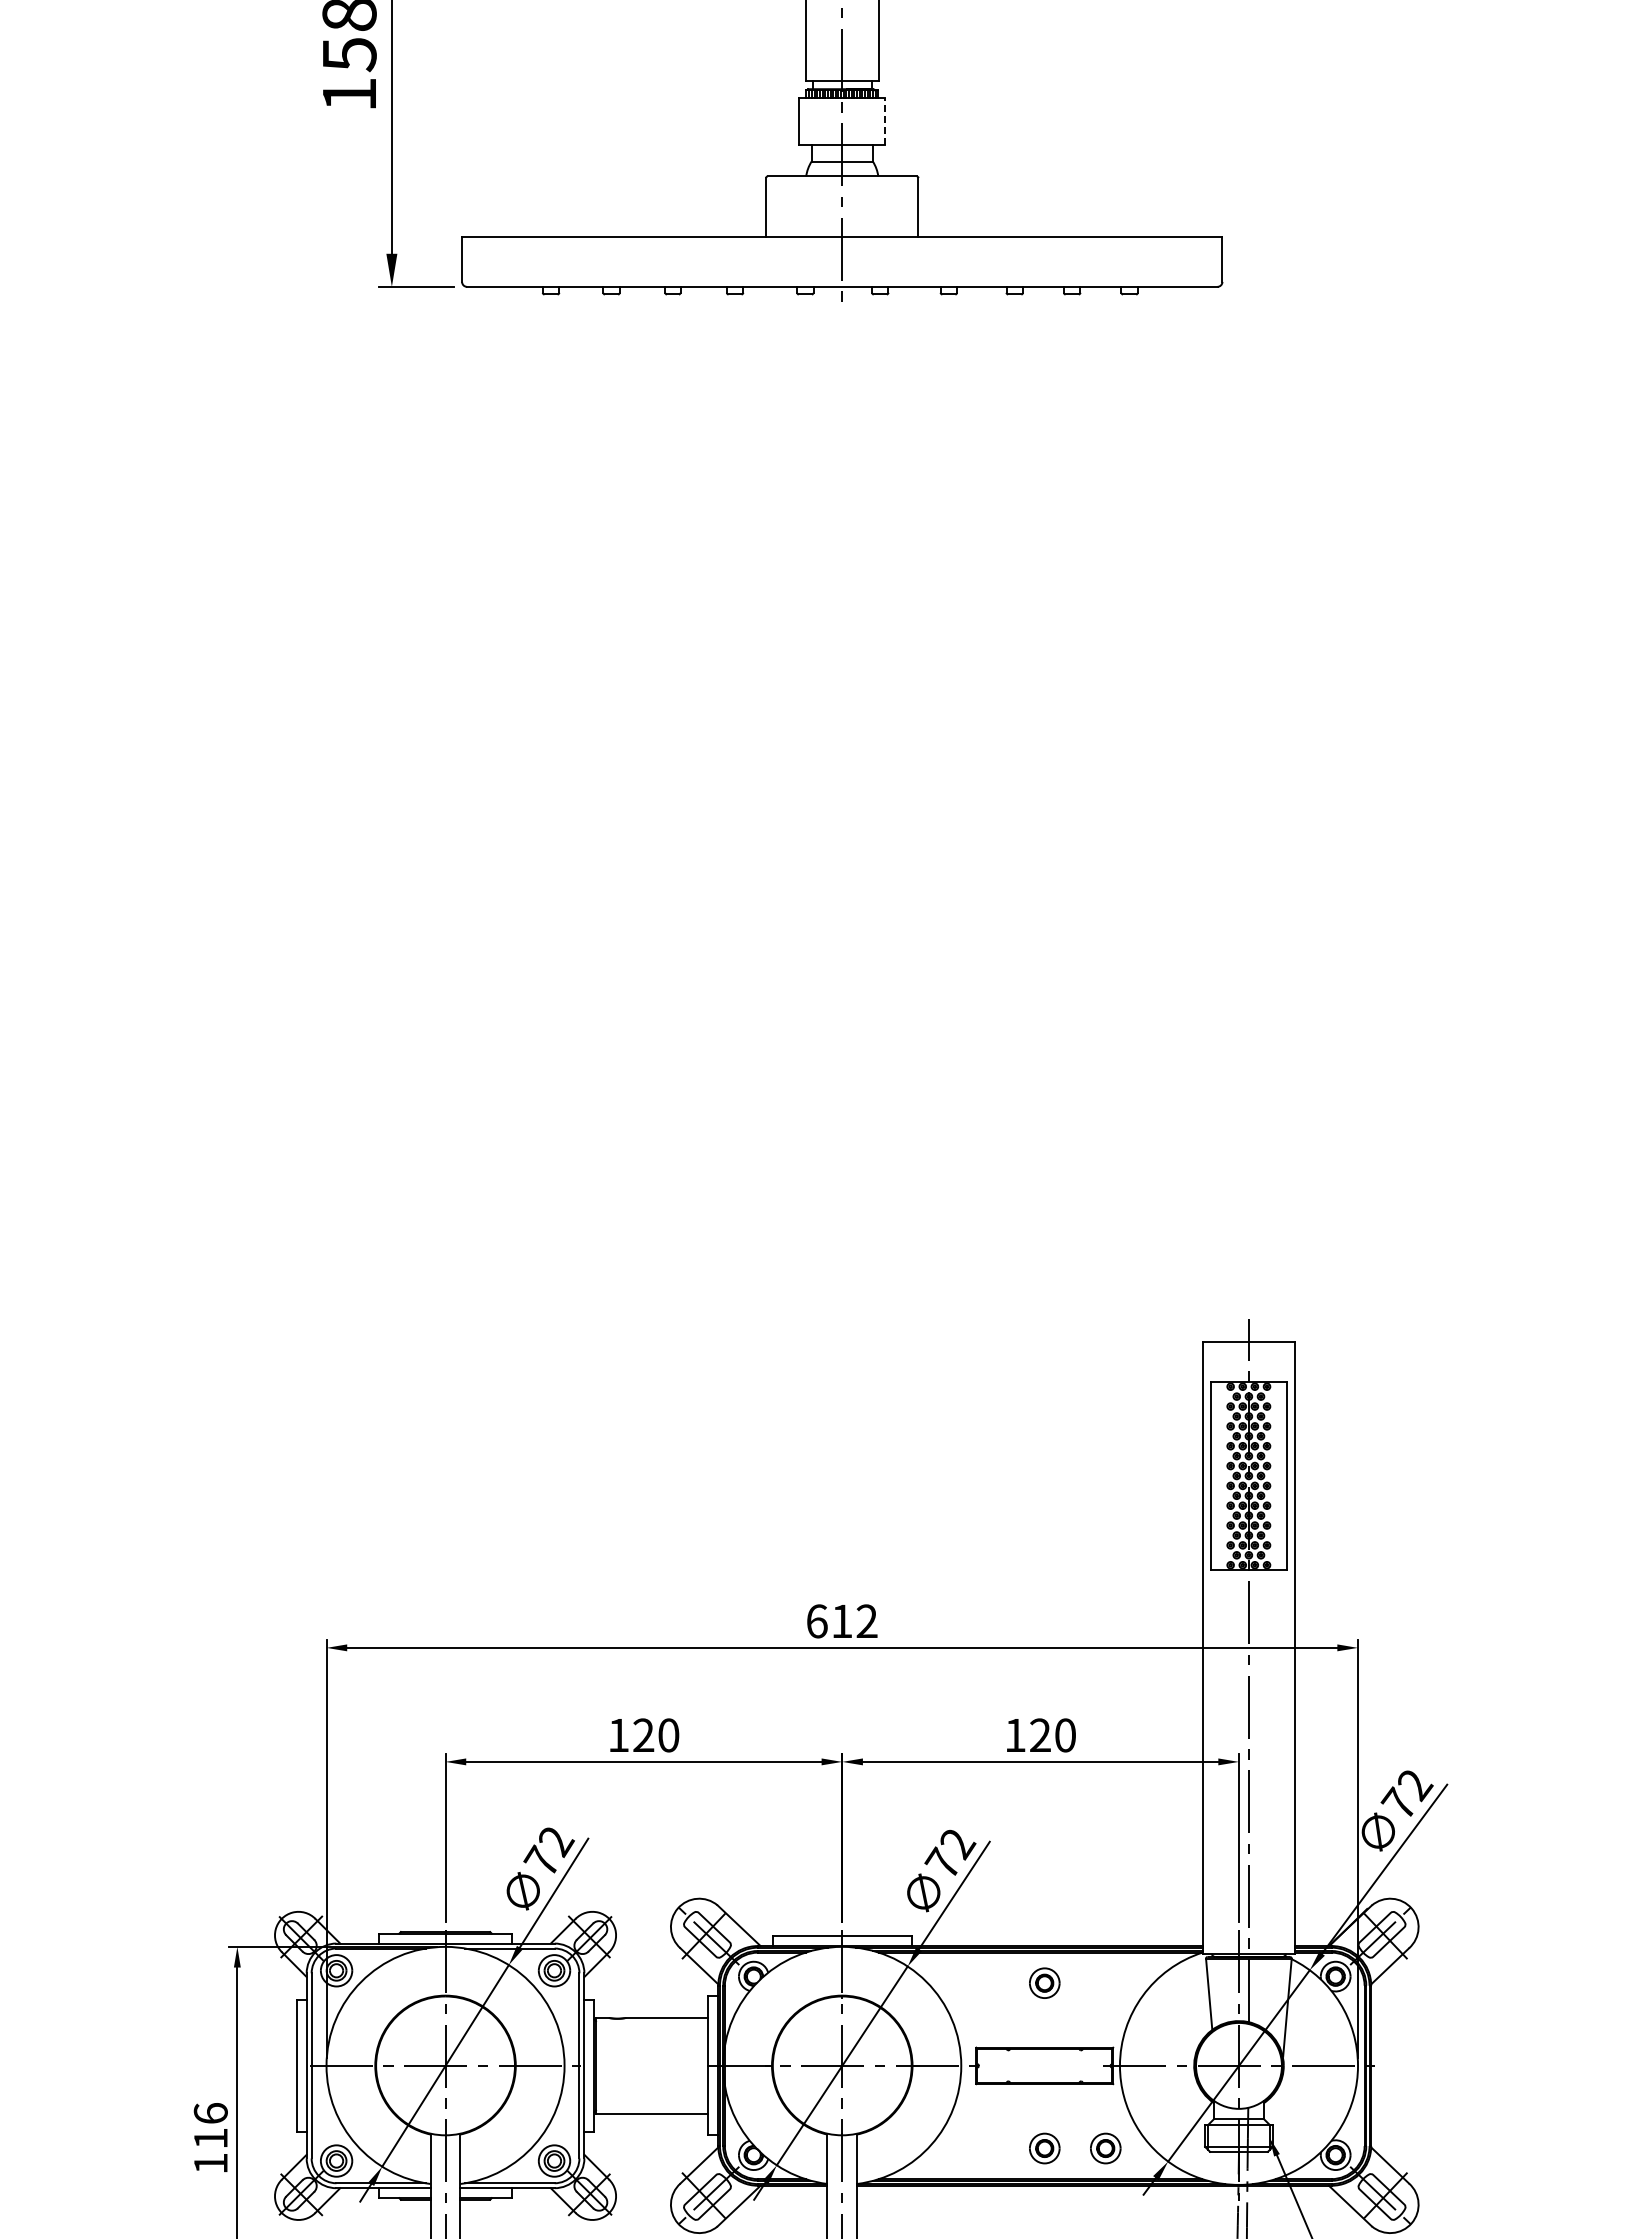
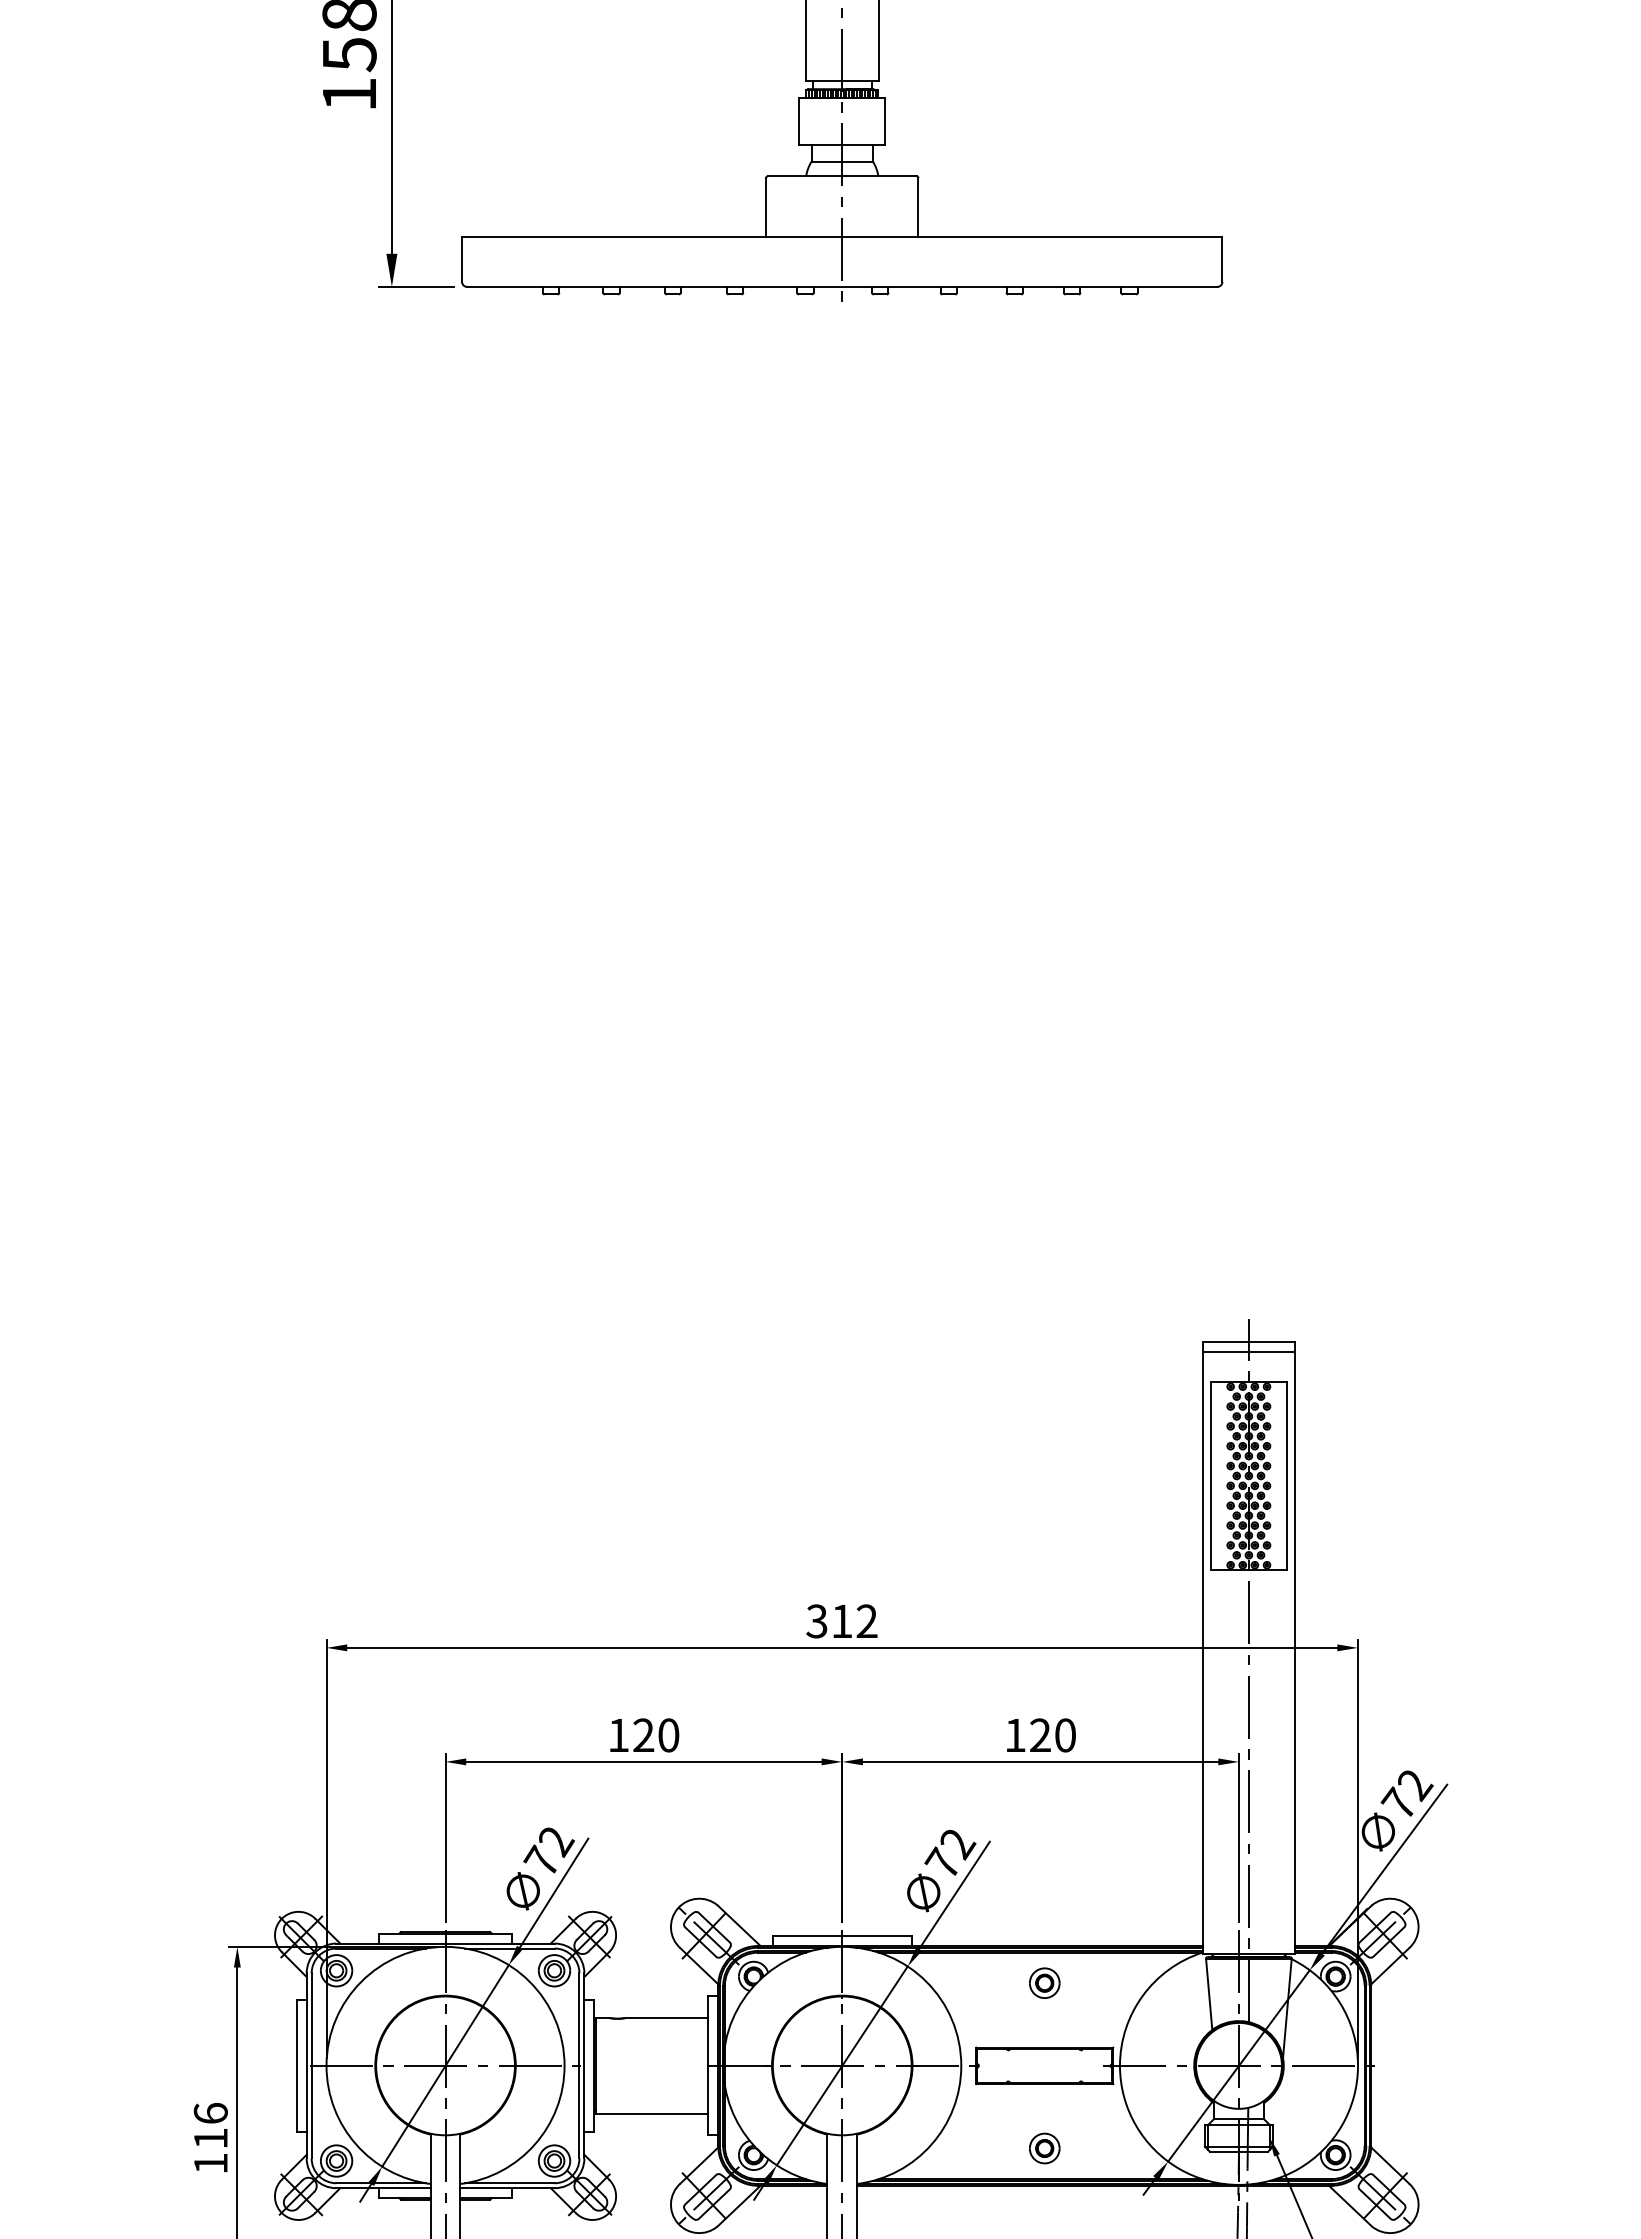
line: dashed -> solid (885, 121)
line: none -> present (1248, 1352)
text: 612 -> 312 (816, 1621)
part: present -> none (1105, 2148)
